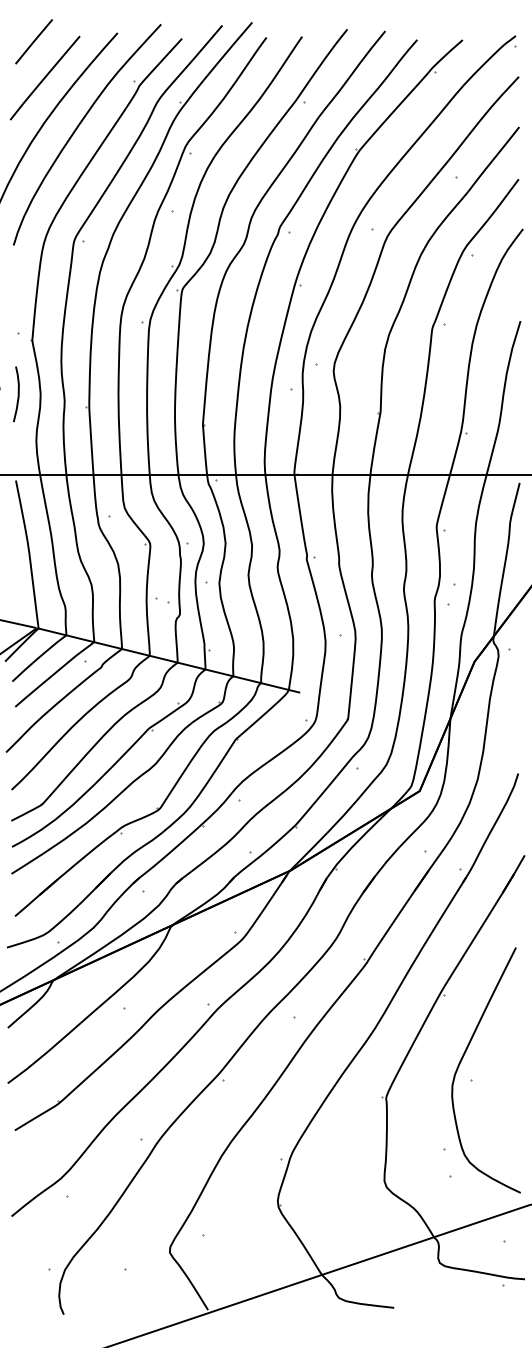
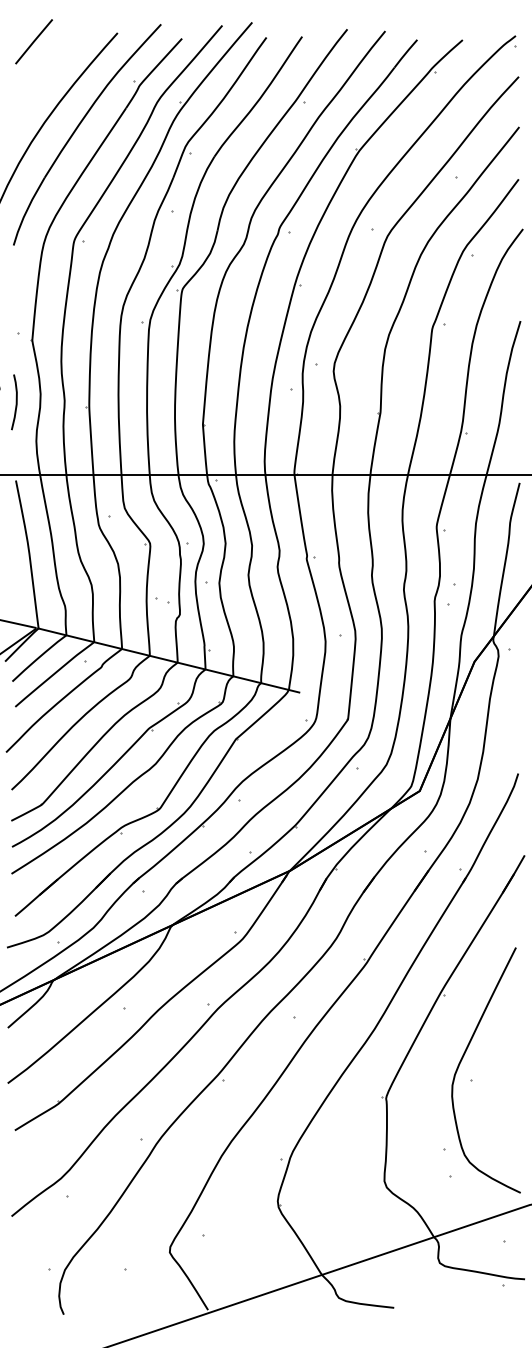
line: present -> none (44, 77)
curve position: (17, 394) -> (15, 402) (15, 402)
